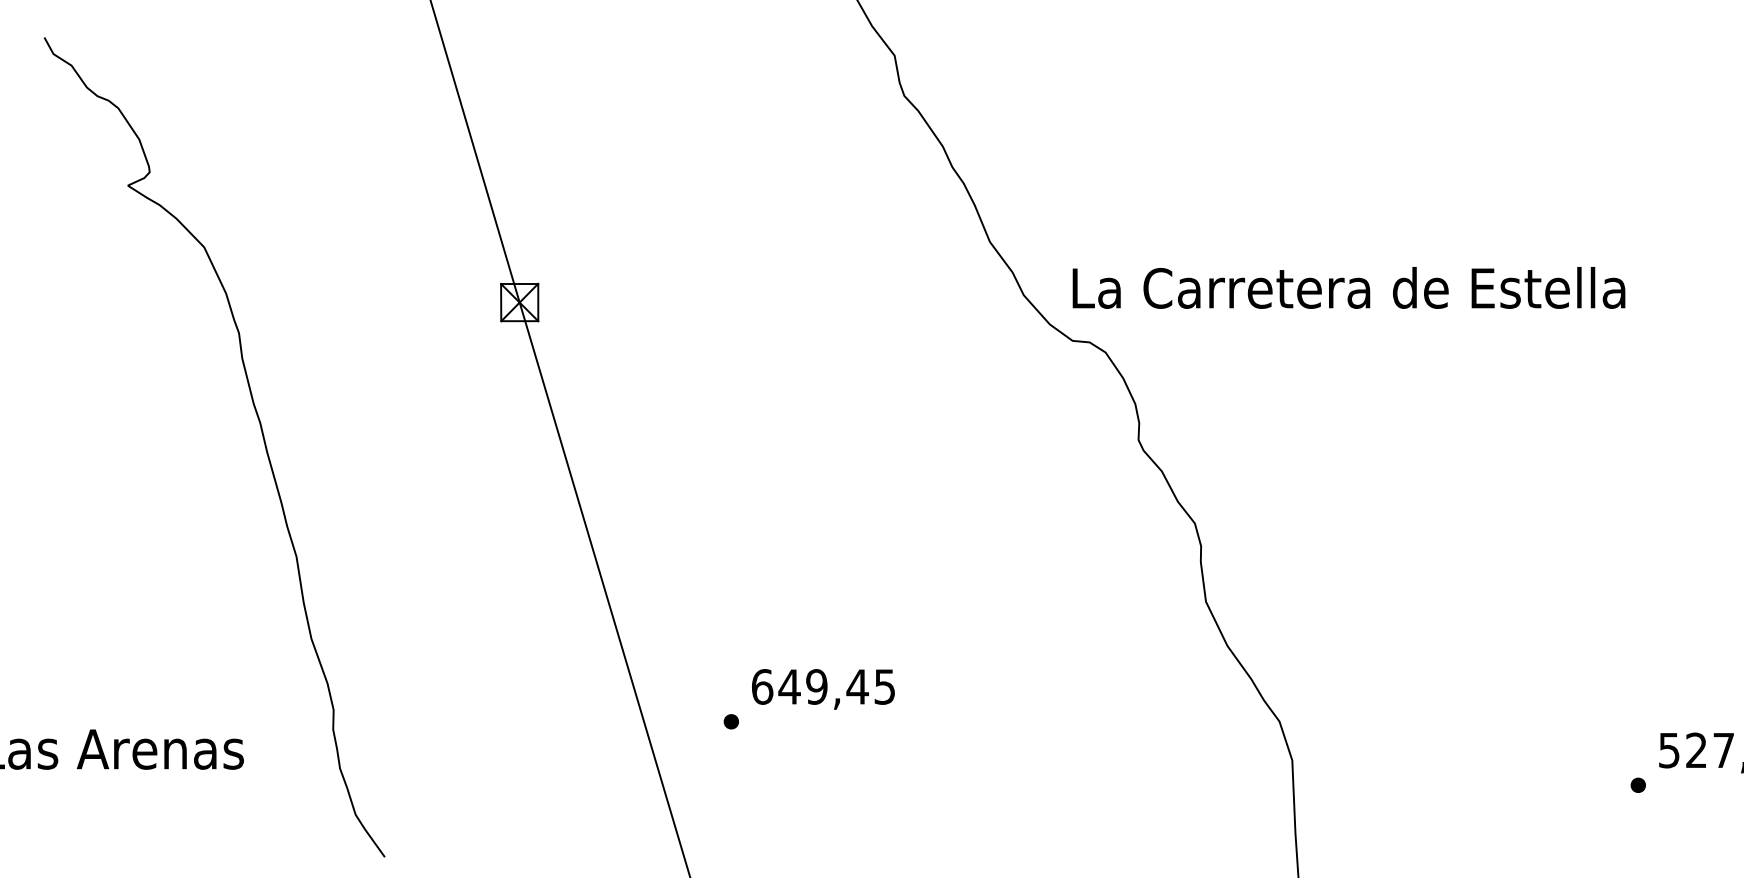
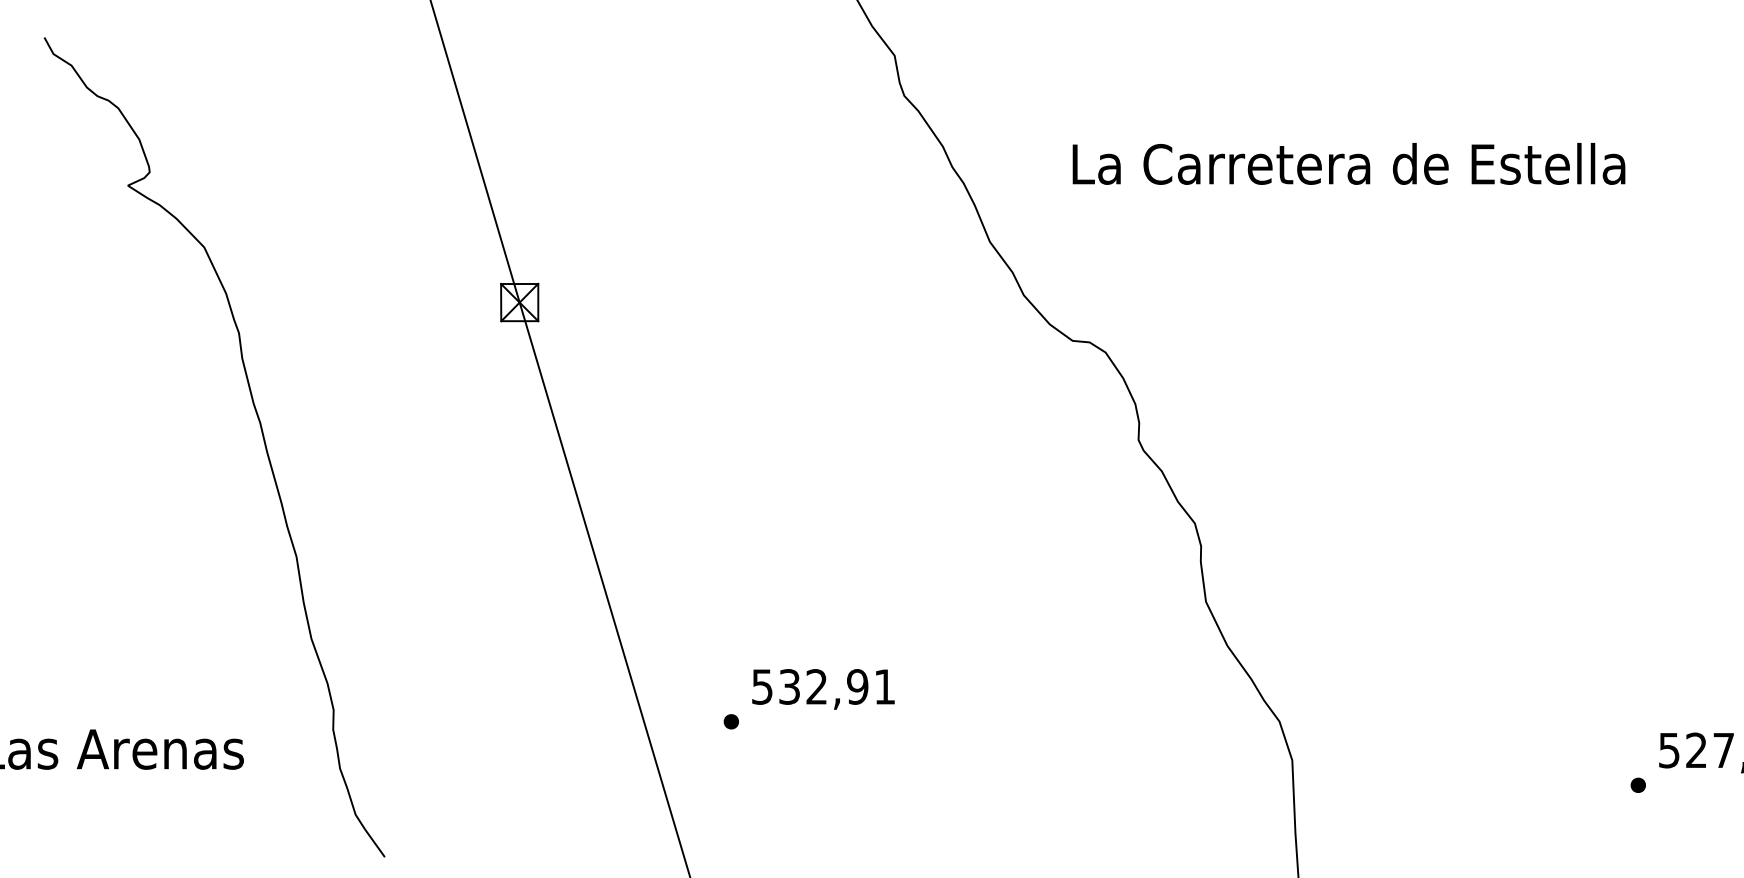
text position: (1348, 287) -> (1348, 163) (1348, 163)
text: 649,45 -> 532,91 (823, 686)
